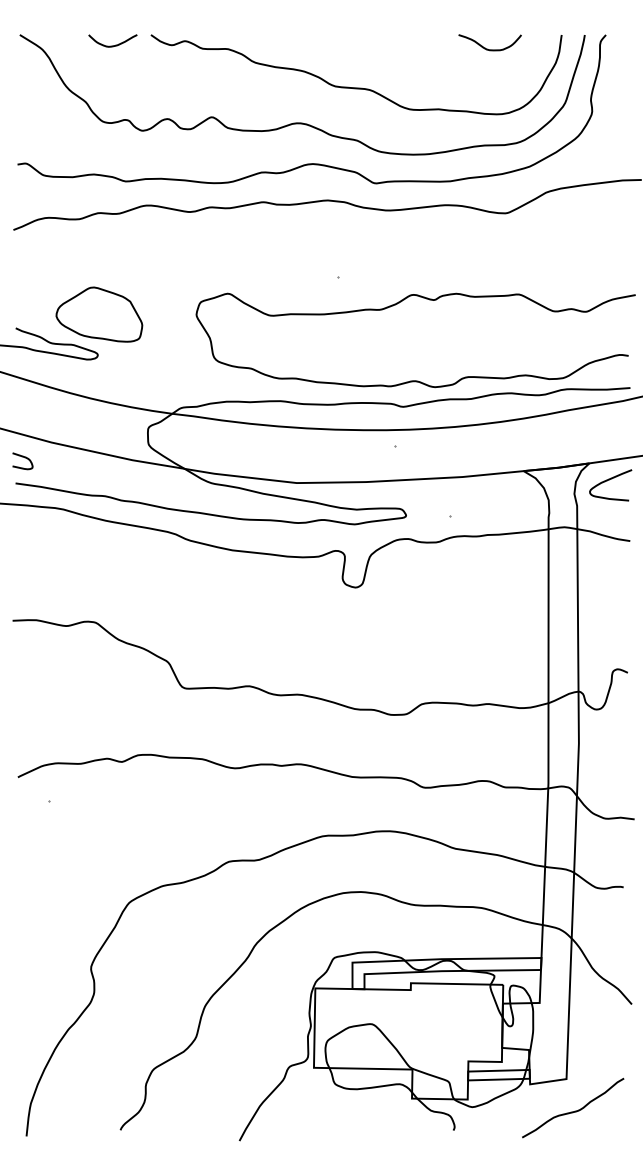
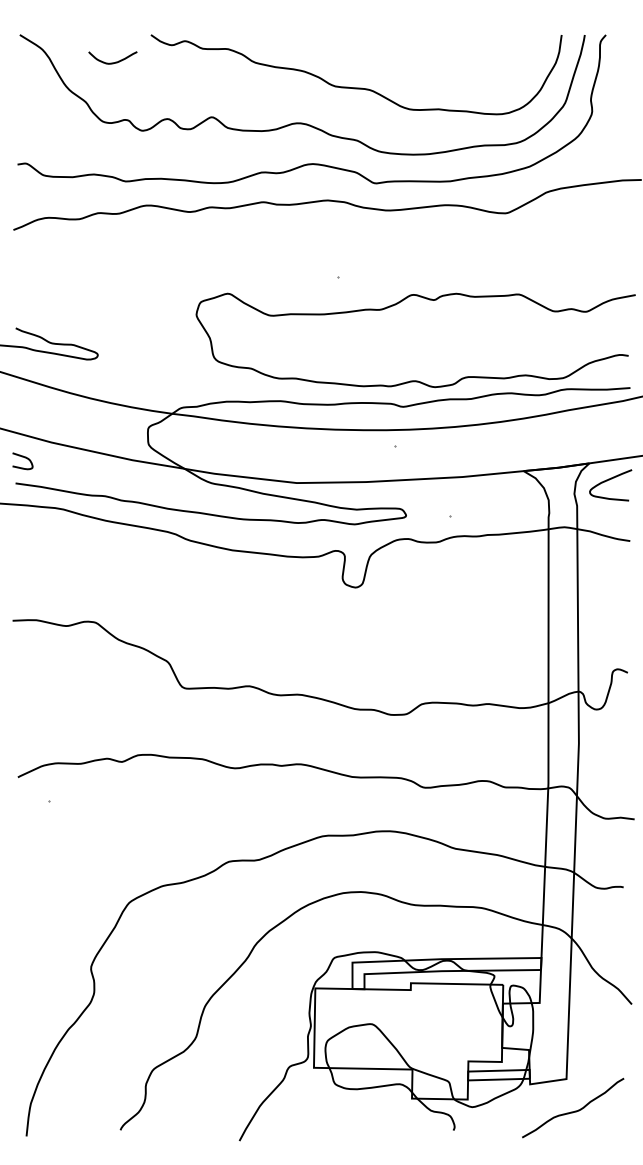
curve position: (115, 44) -> (115, 61) (115, 61)
curve: present -> none (487, 48)
part: present -> none (99, 314)
